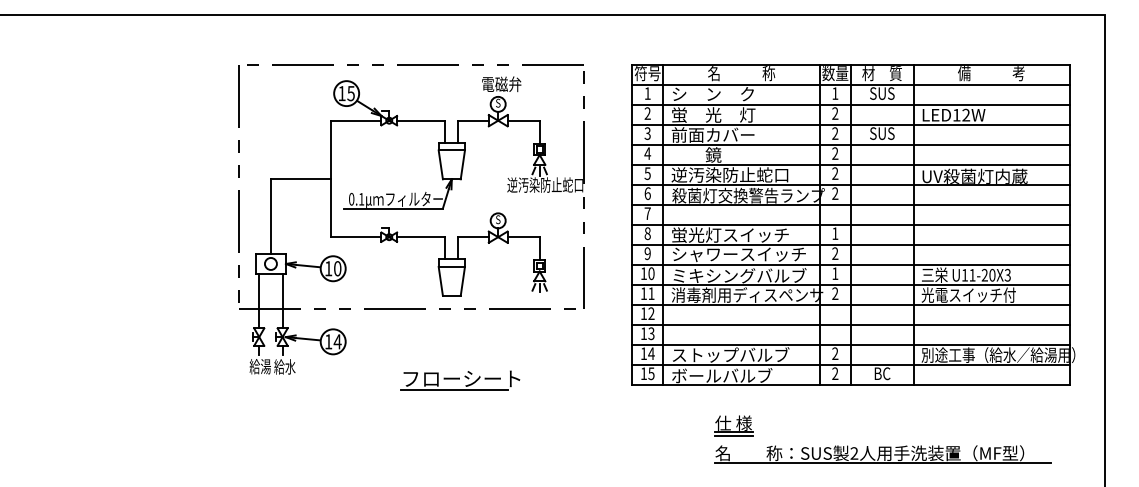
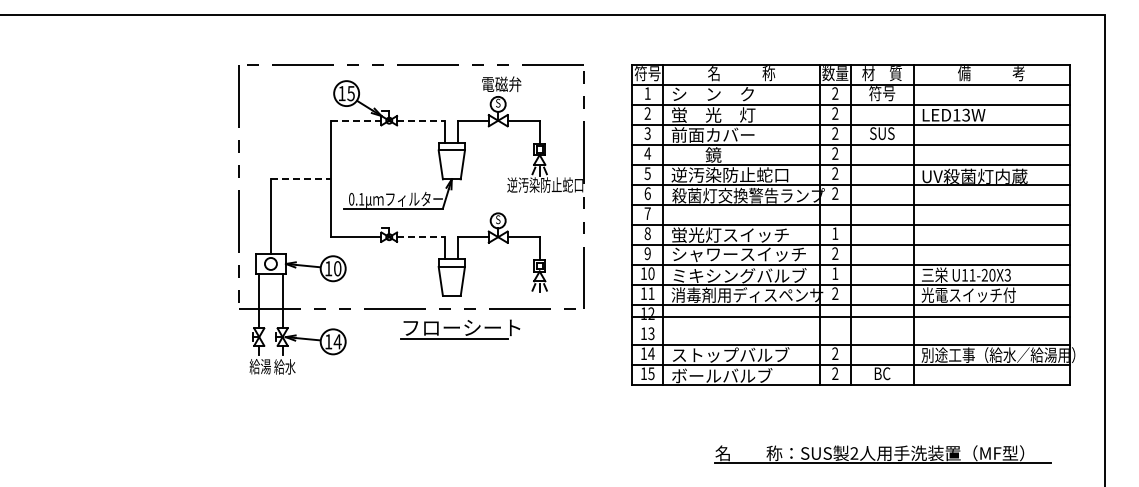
text: 1 -> 2 (835, 93)
text: SUS -> 符号 (882, 93)
text: LED12W -> LED13W (966, 115)
line: solid -> dashed (356, 120)
line: solid -> dashed (421, 120)
line: solid -> dashed (300, 178)
line: solid -> dashed (421, 237)
line position: (850, 325) -> (850, 317) (850, 317)
part position: (460, 380) -> (460, 329) (460, 329)
part: present -> none (733, 425)
